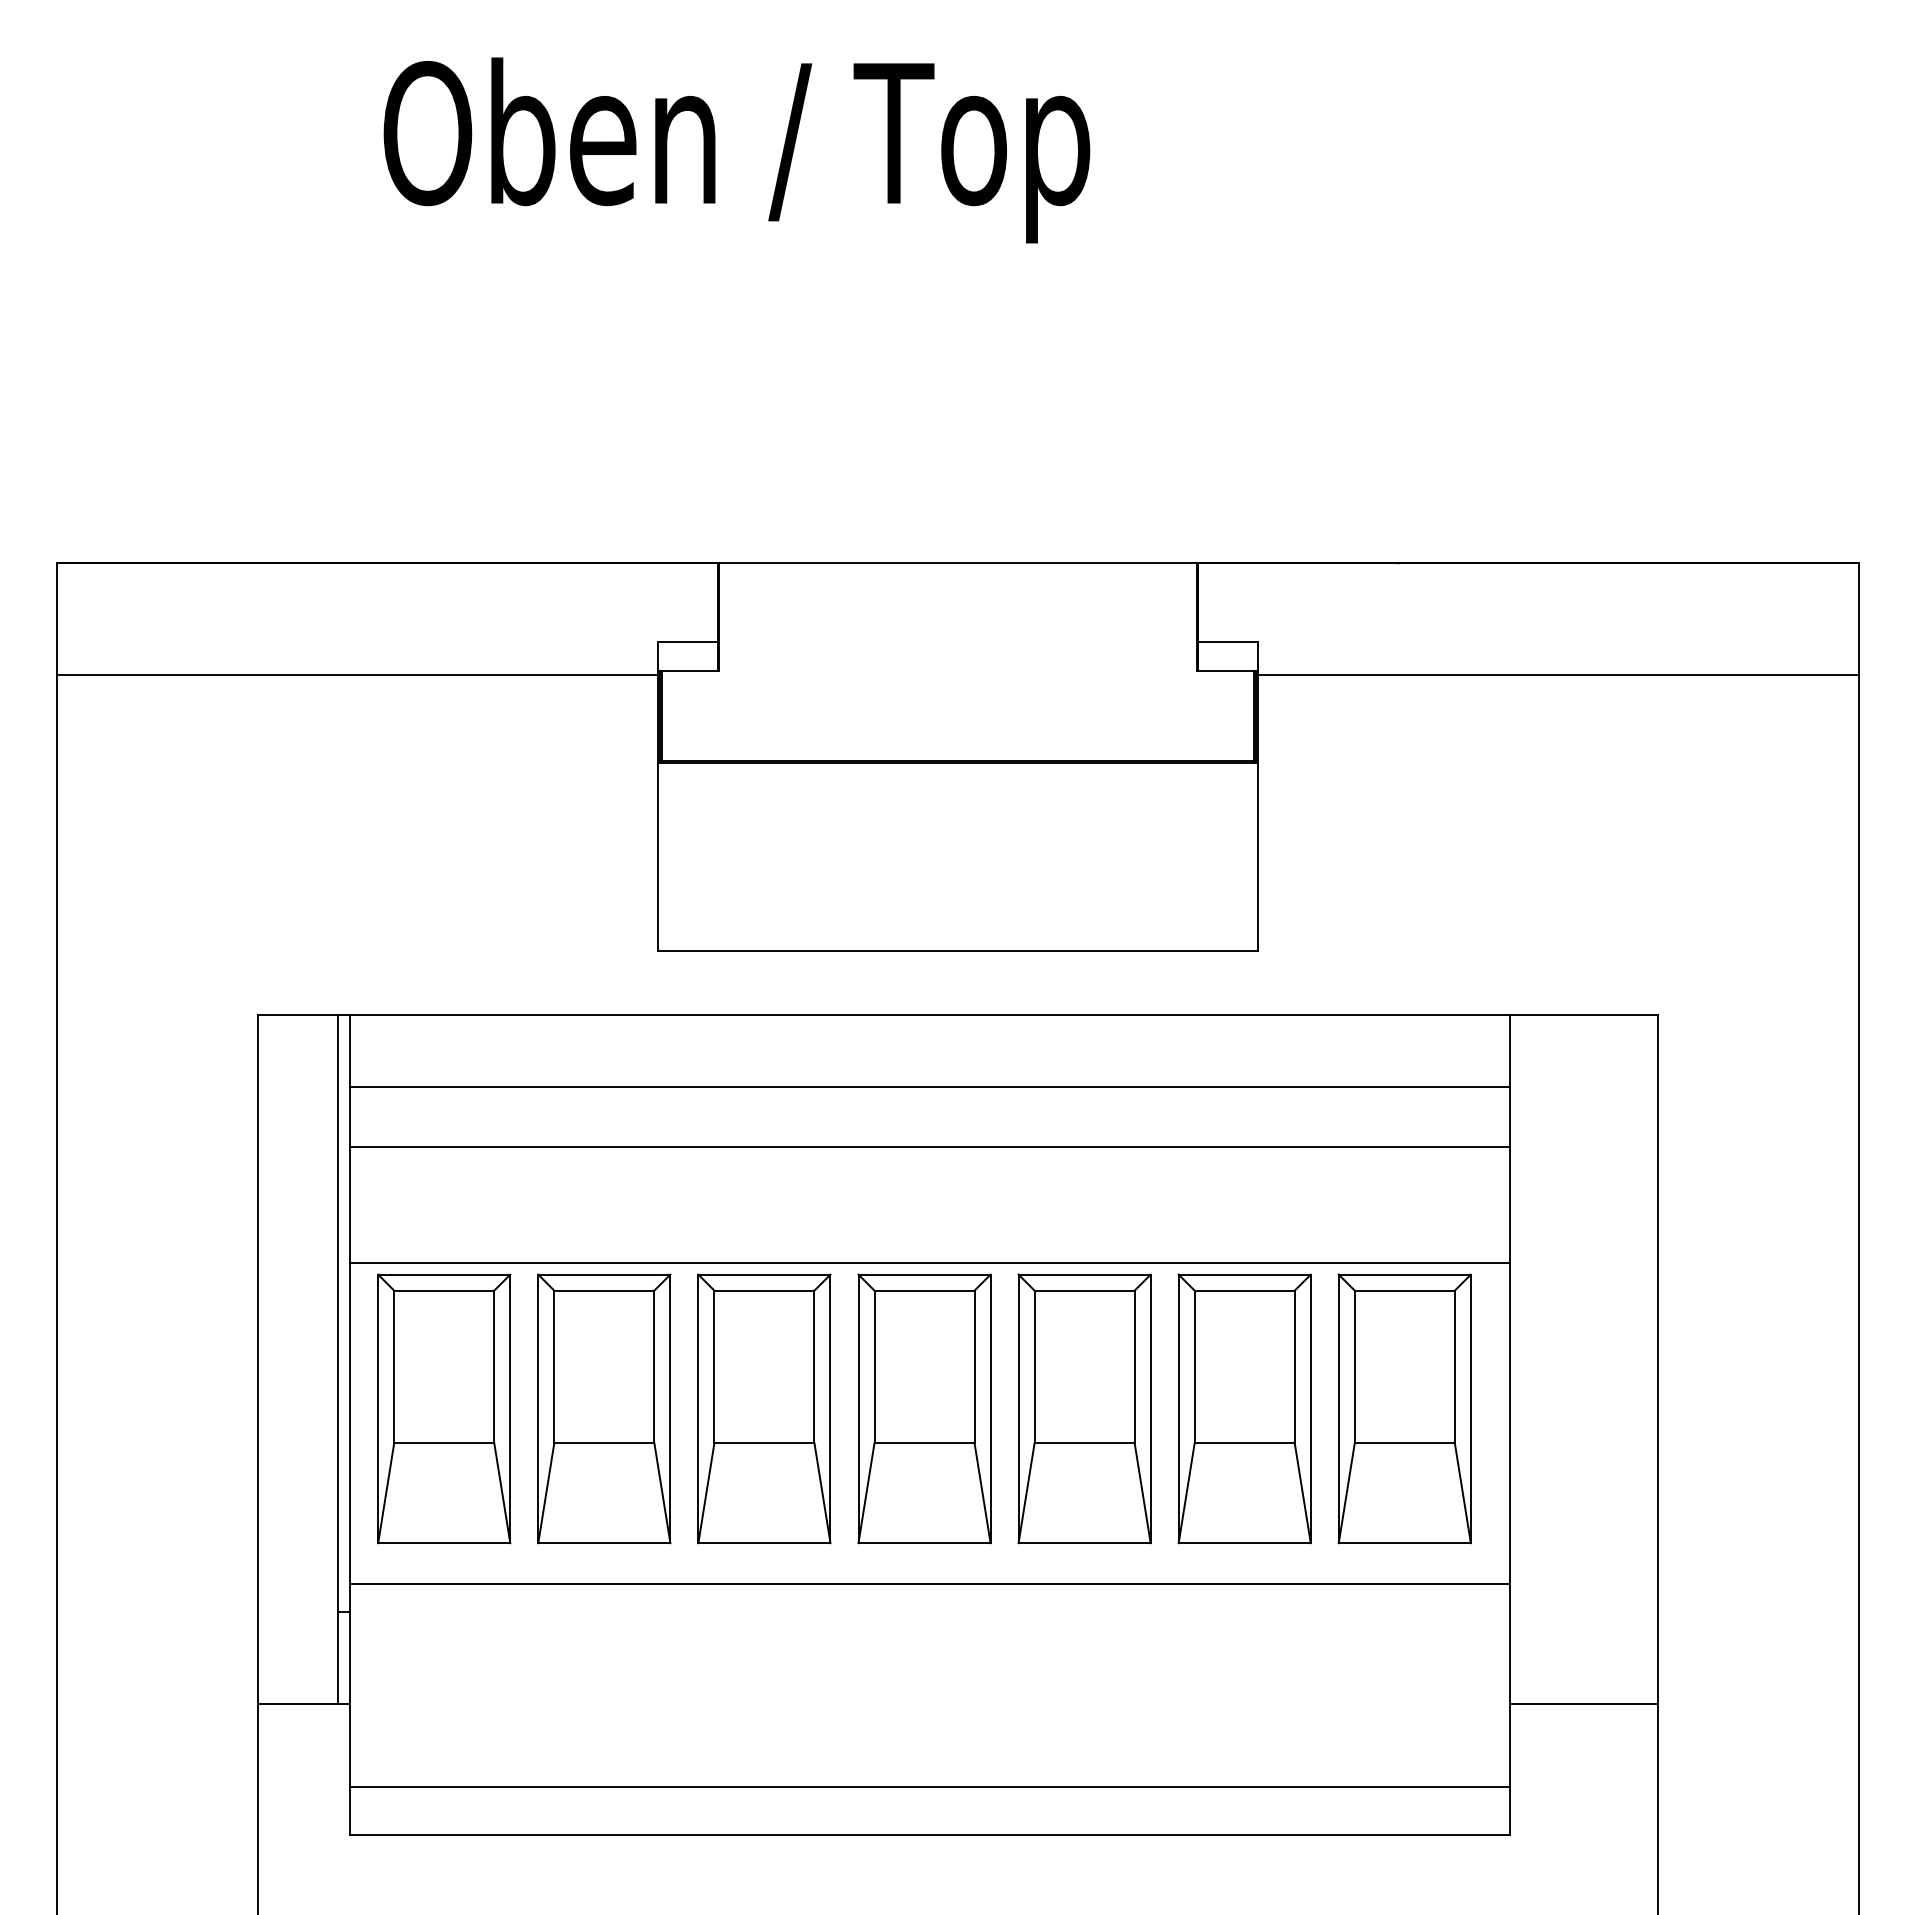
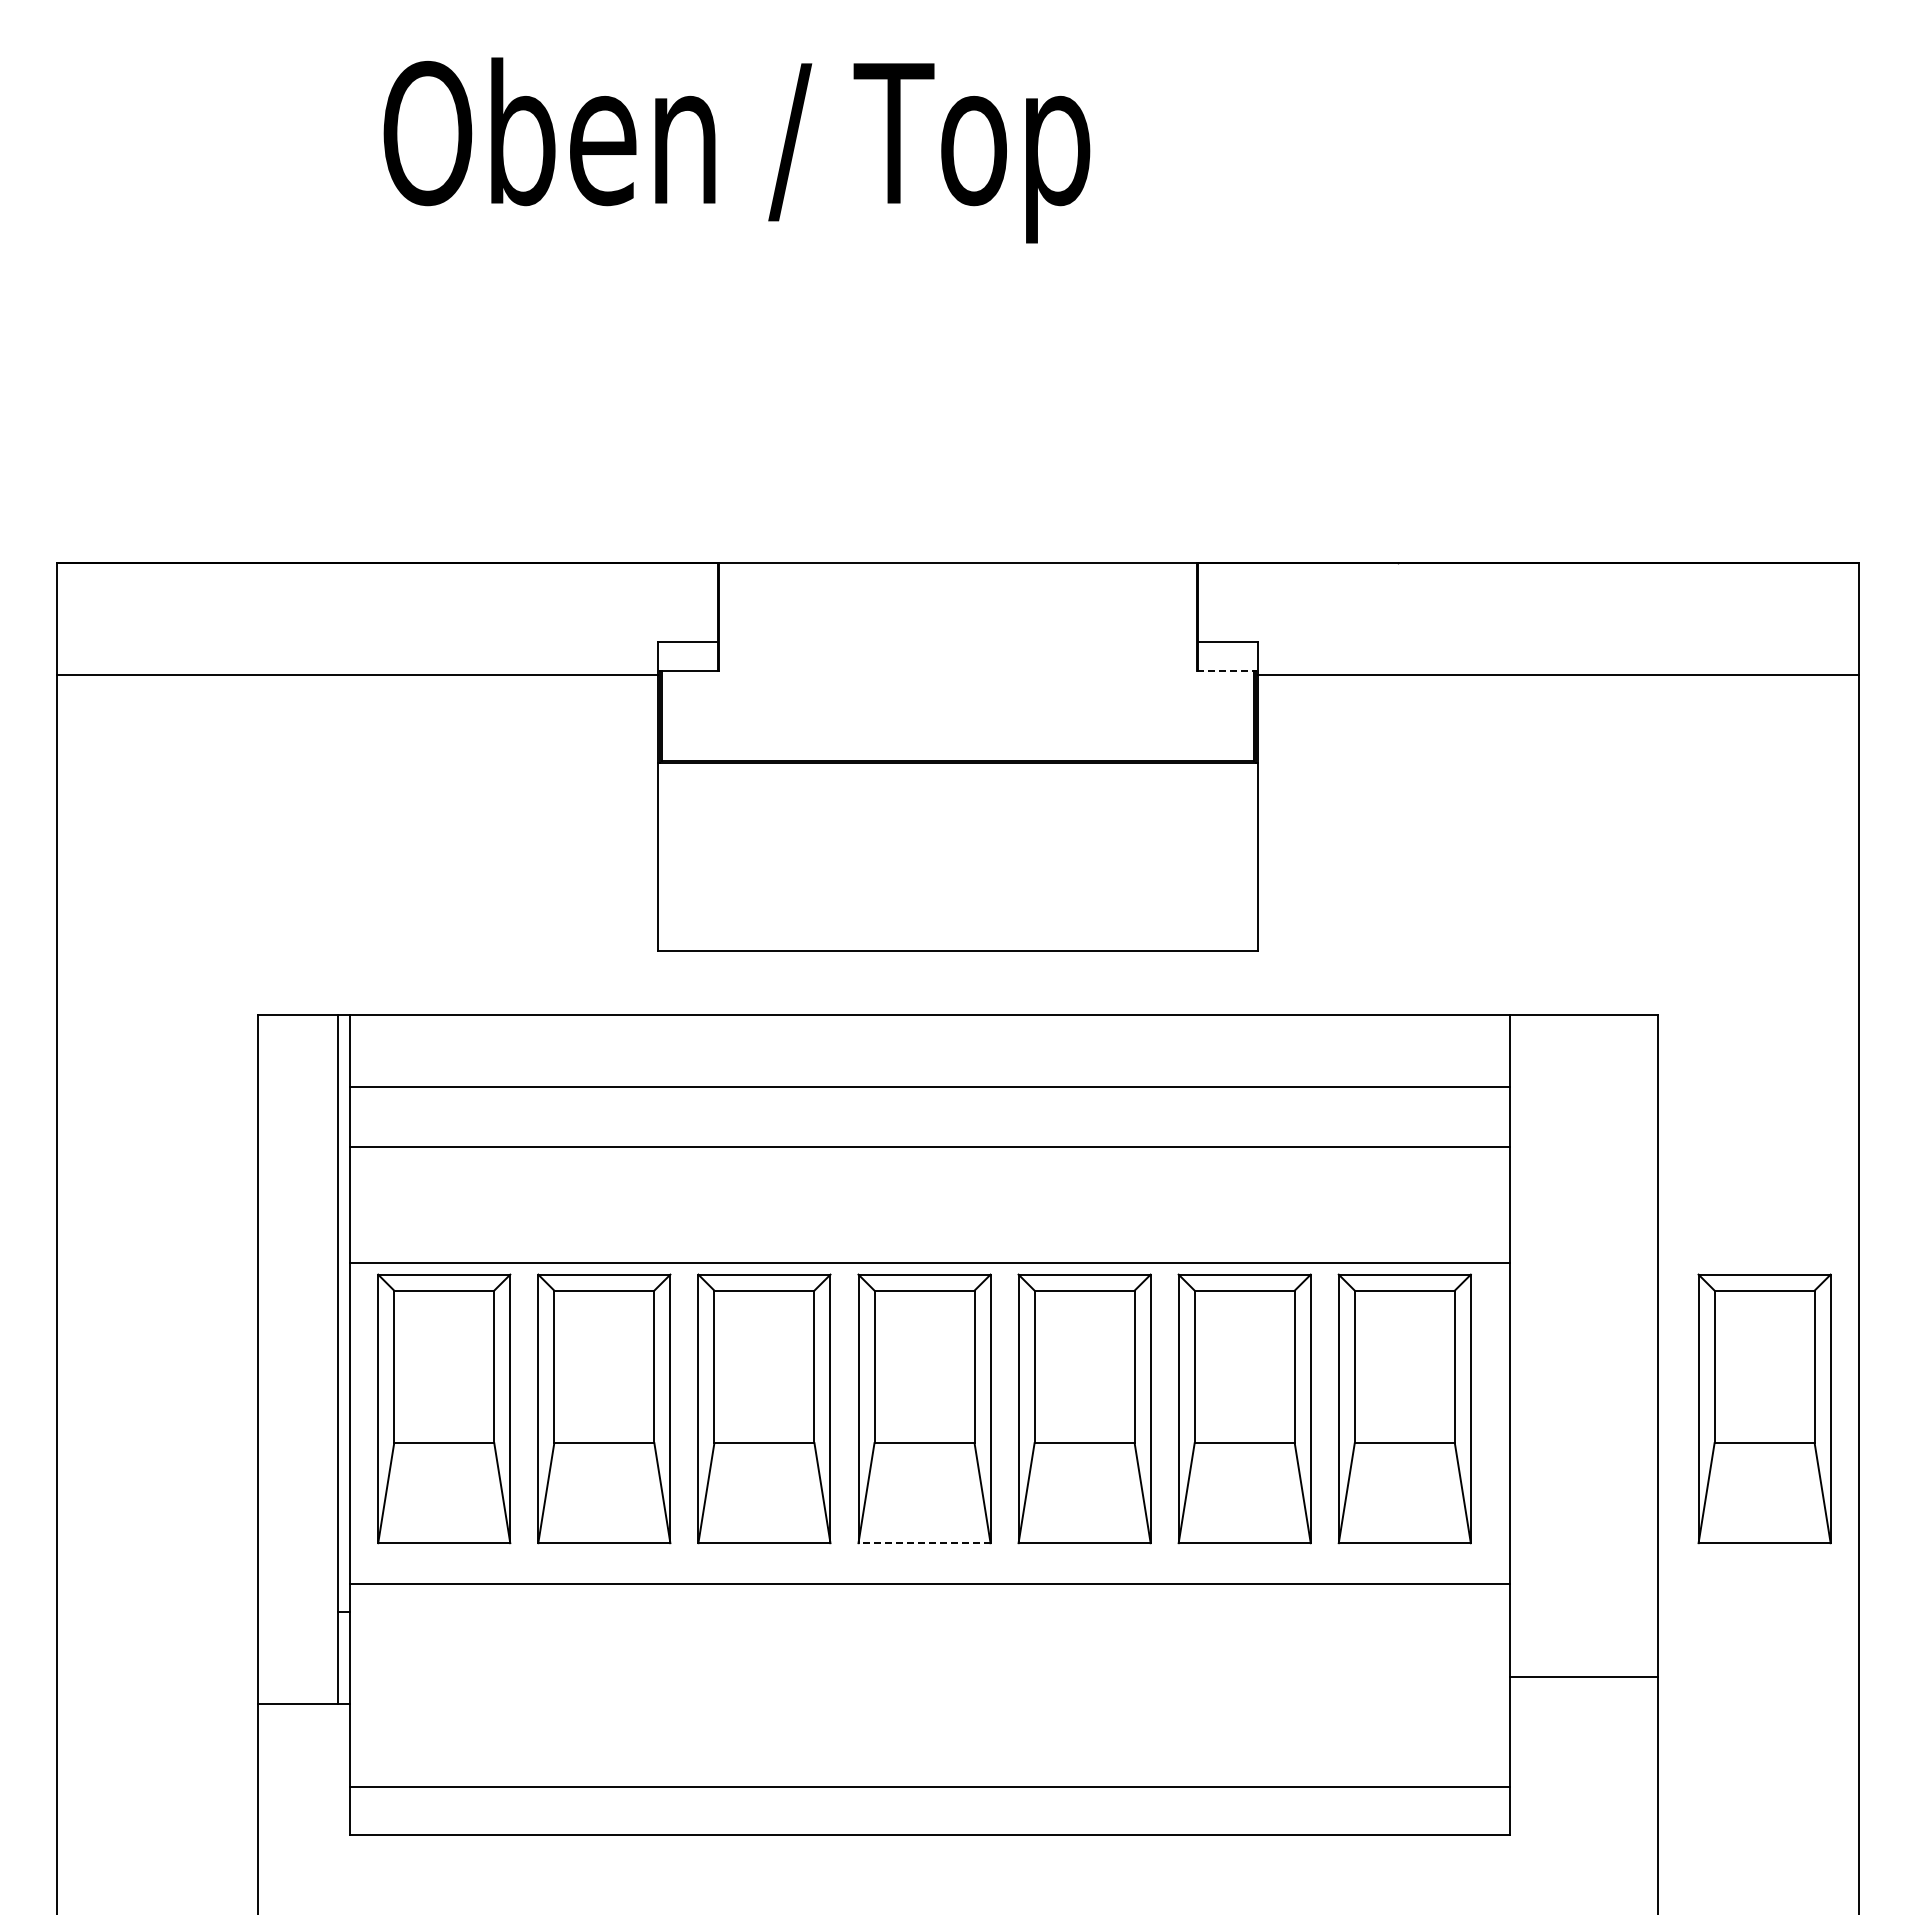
line: solid -> dashed (1225, 670)
part: none -> present (1764, 1408)
line: solid -> dashed (924, 1543)
line position: (1584, 1703) -> (1584, 1676) (1584, 1676)
